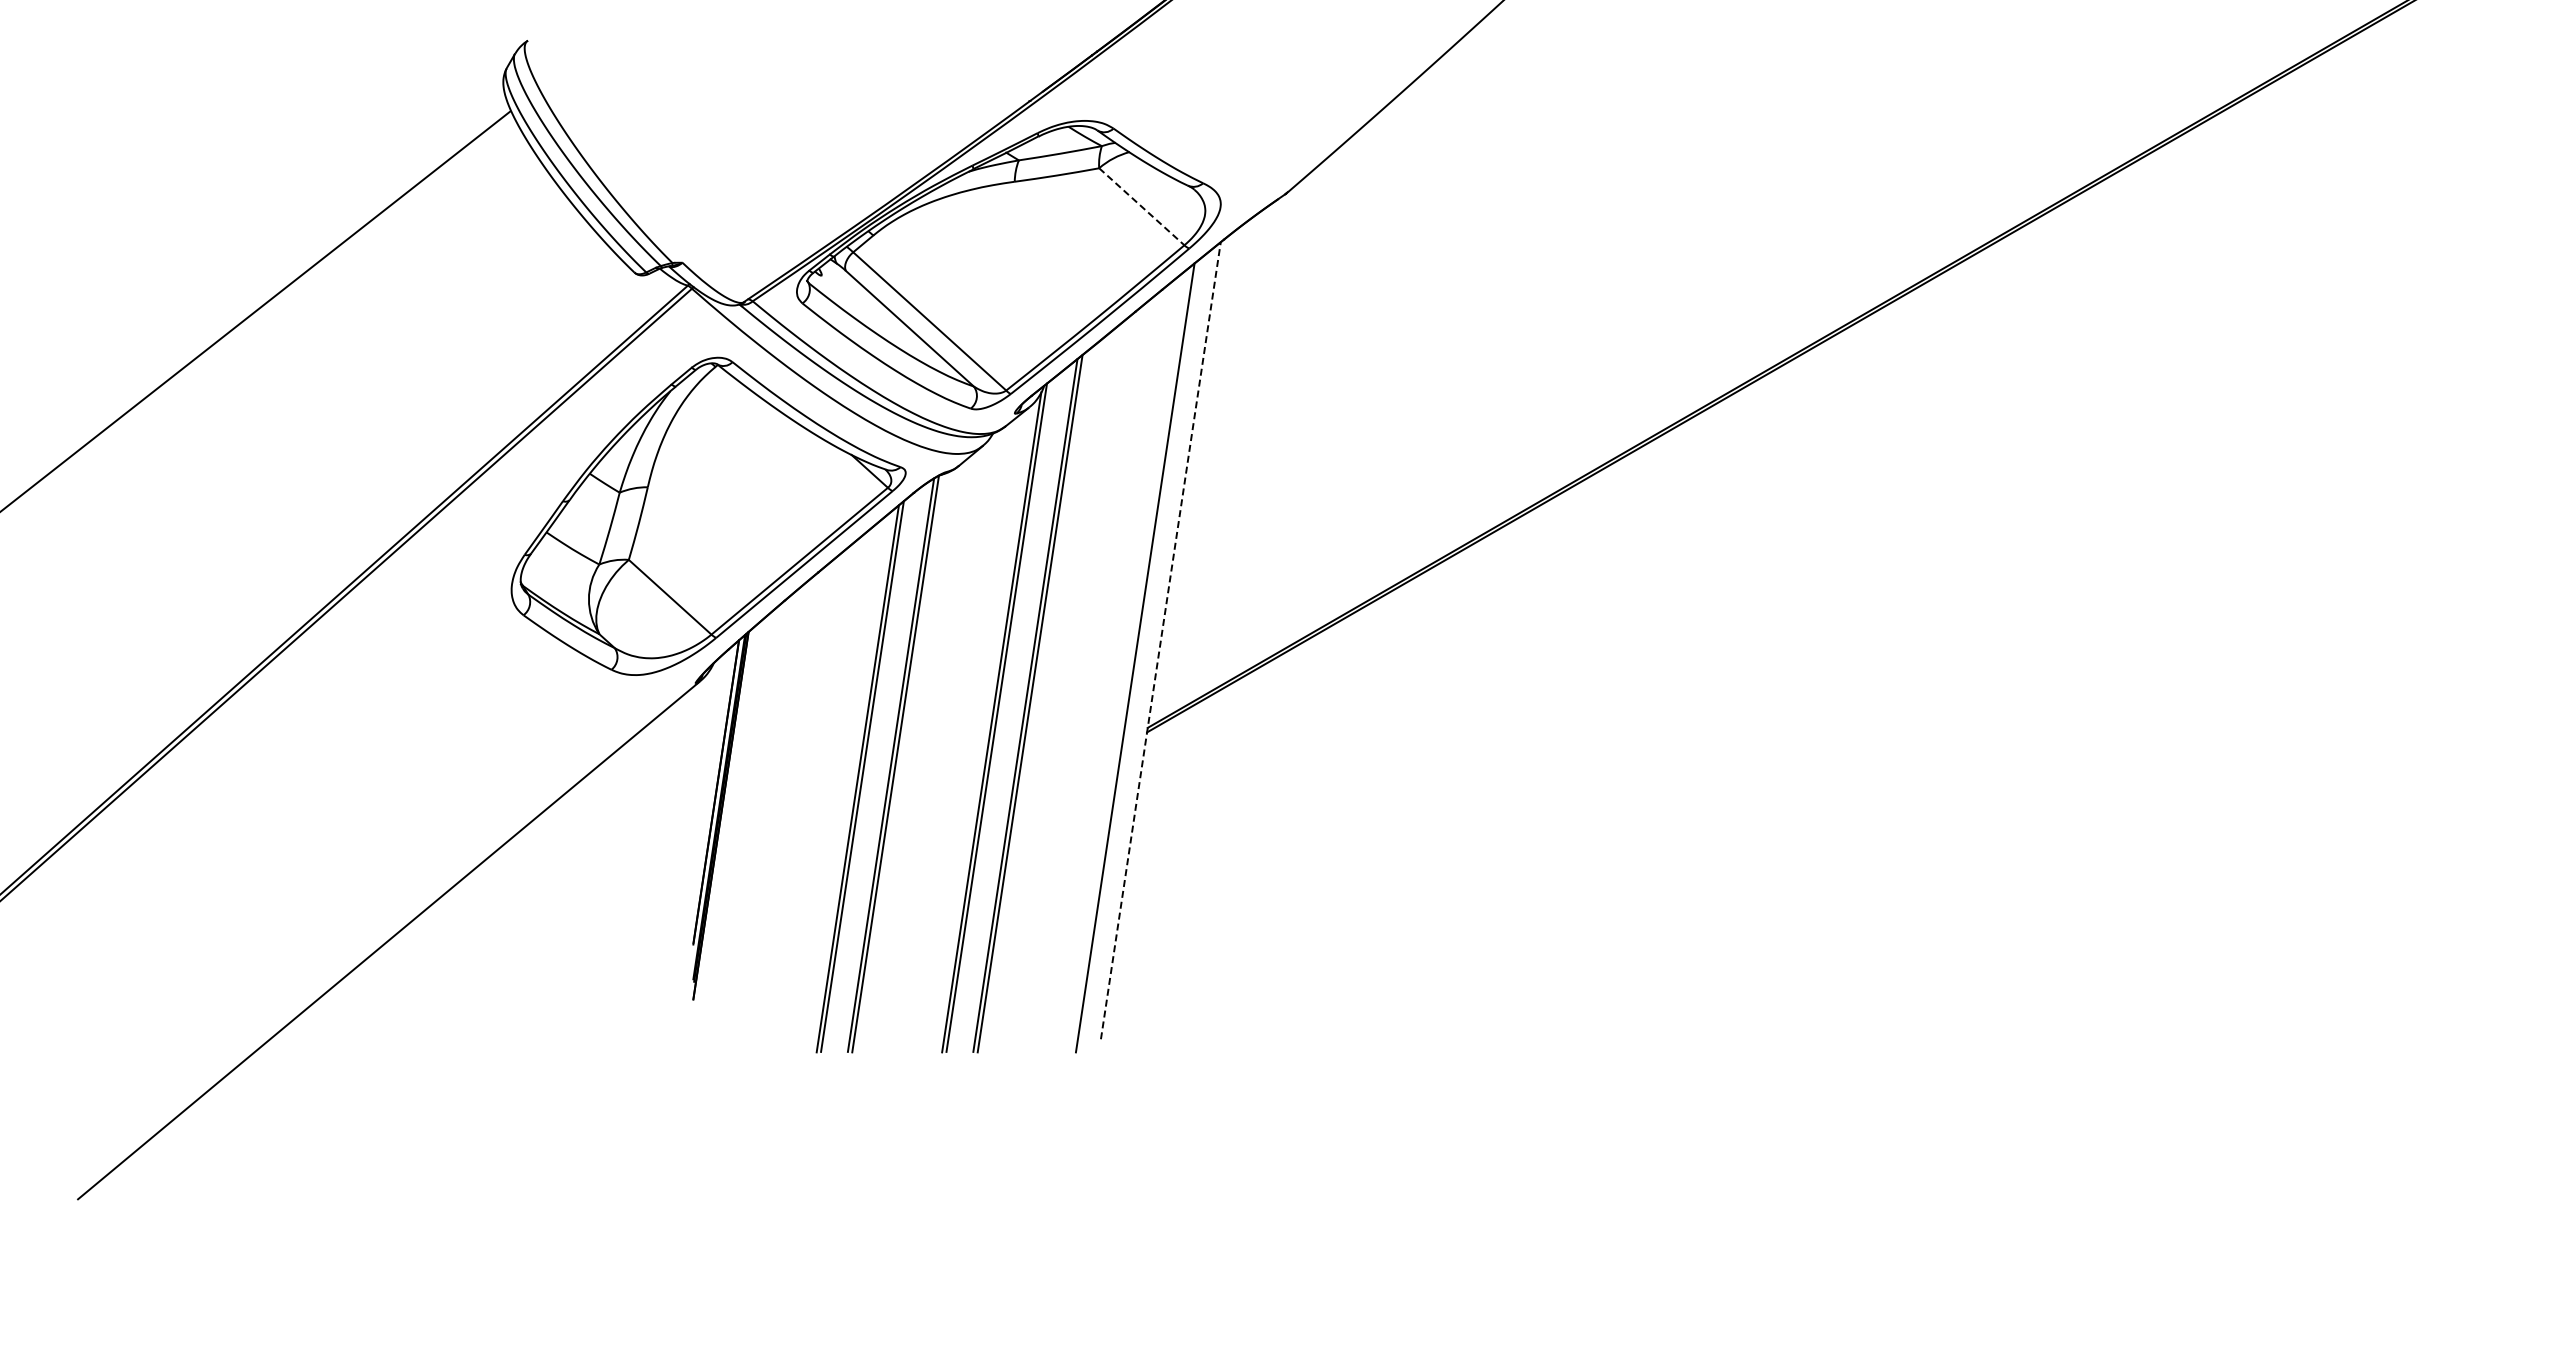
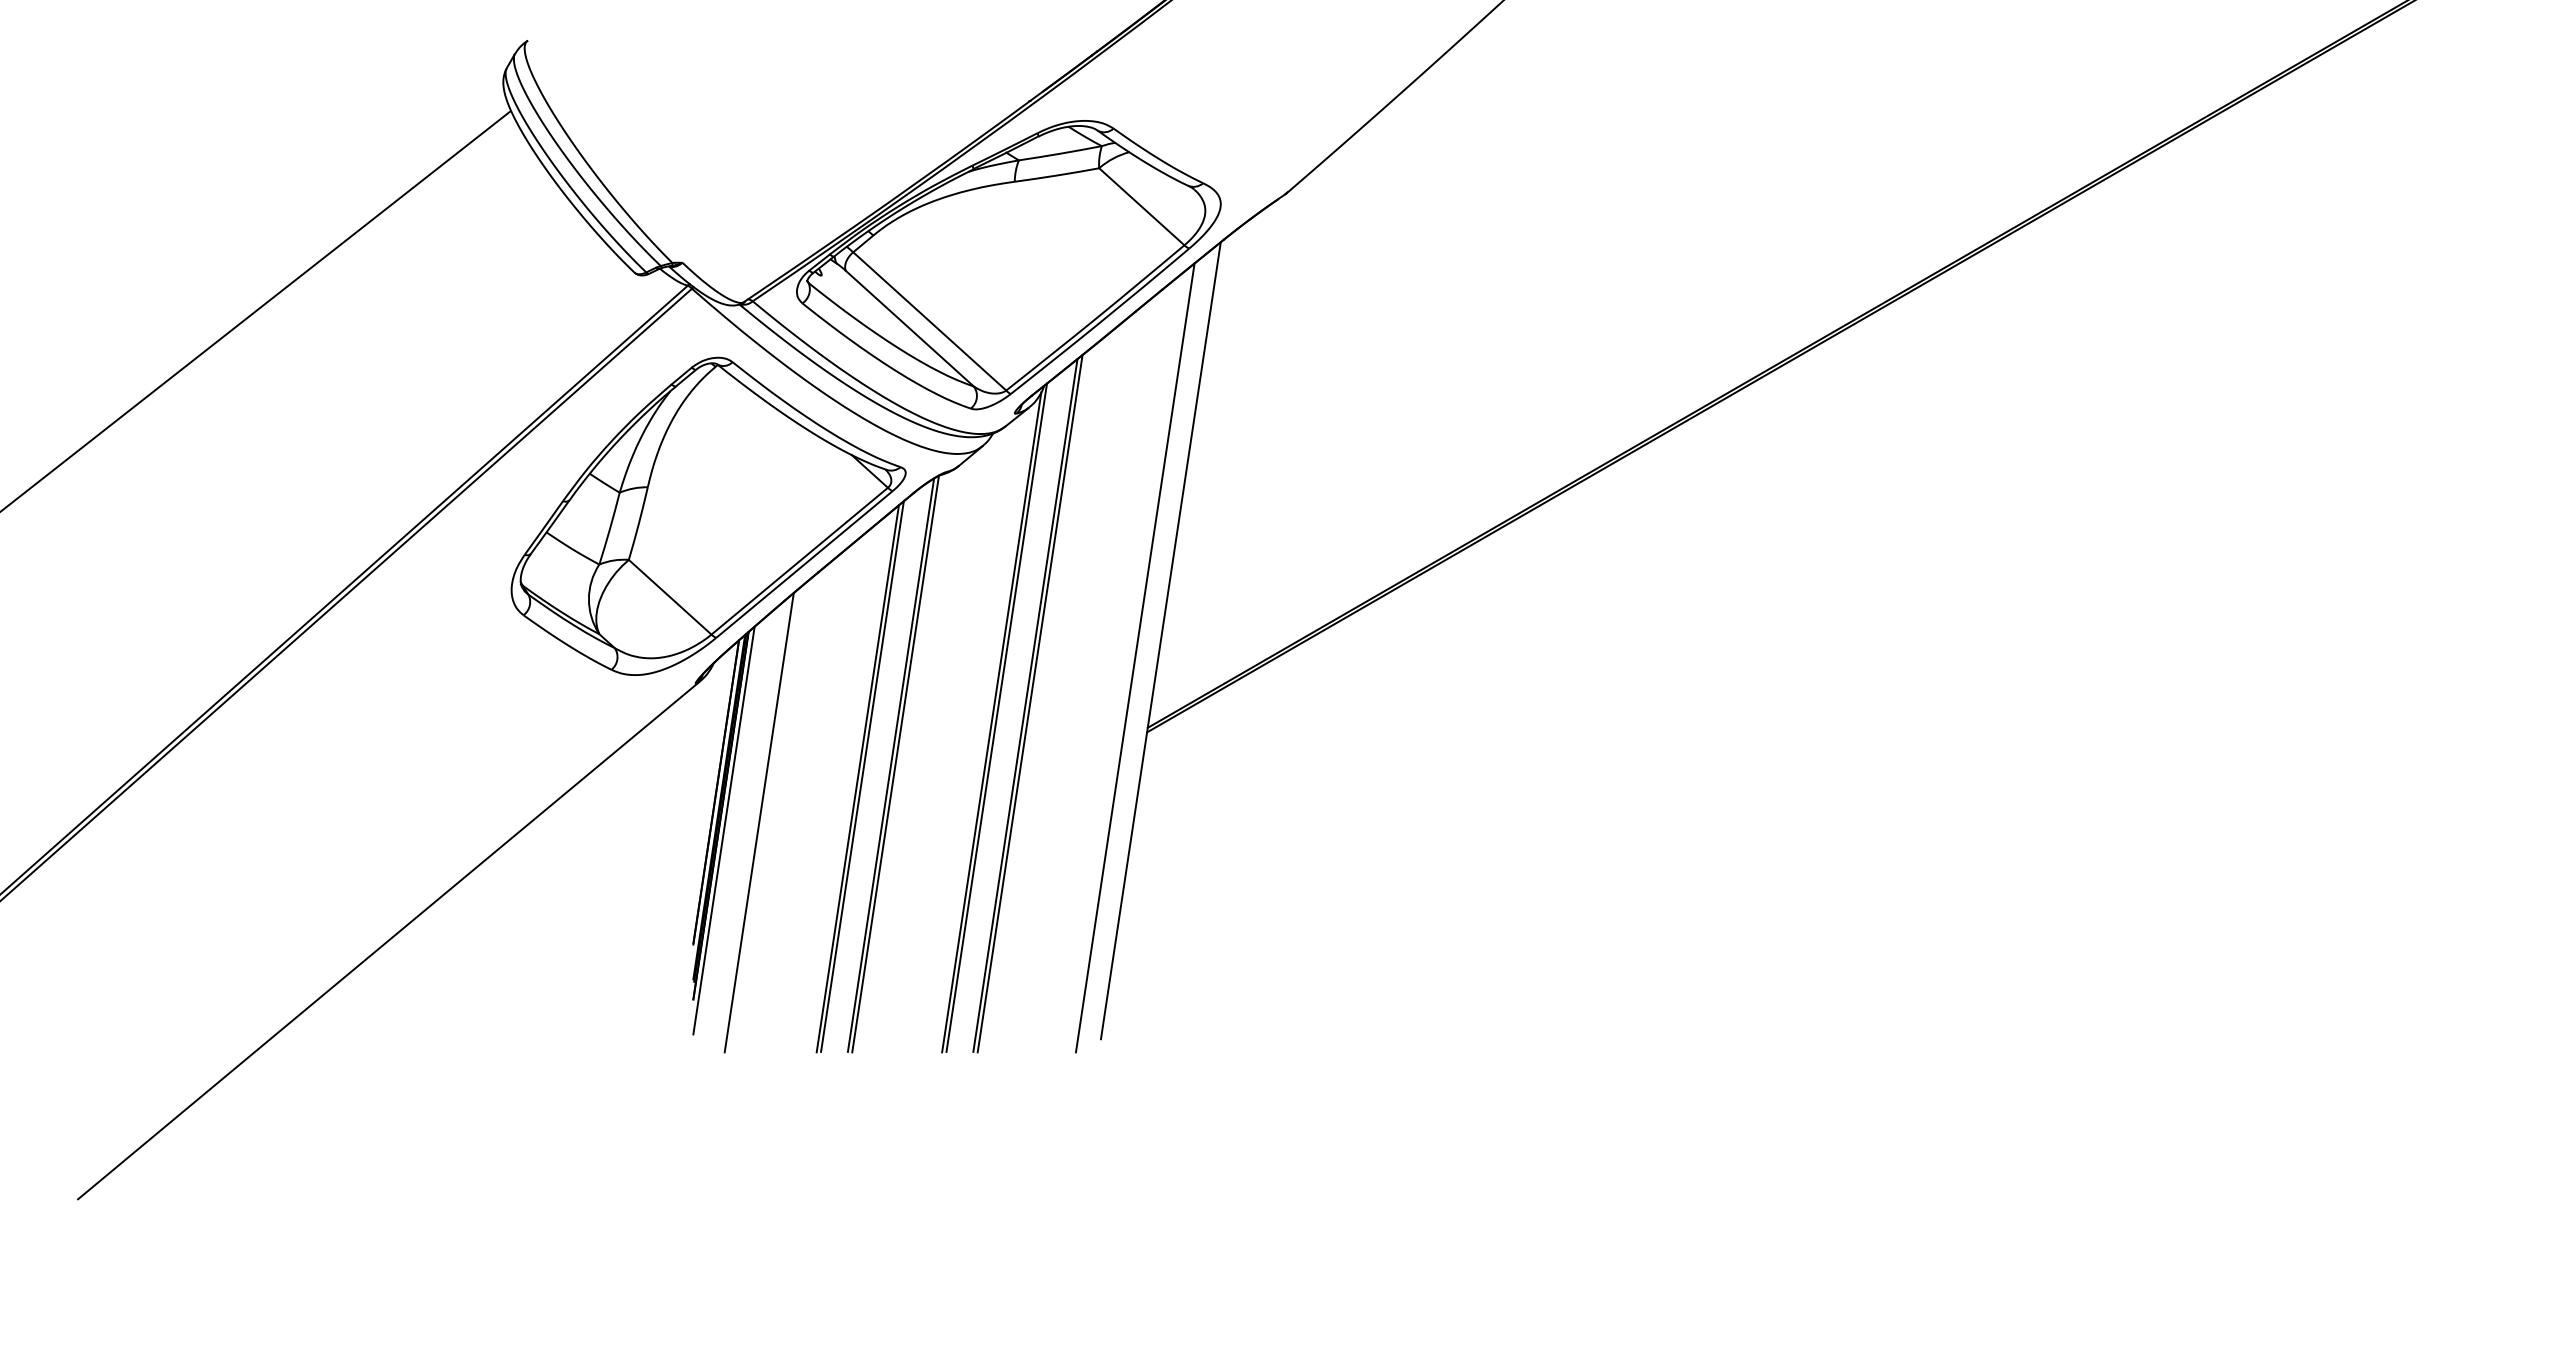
line: dashed -> solid (1142, 207)
line: dashed -> solid (1160, 640)
line: none -> present (758, 822)
line: none -> present (723, 830)
